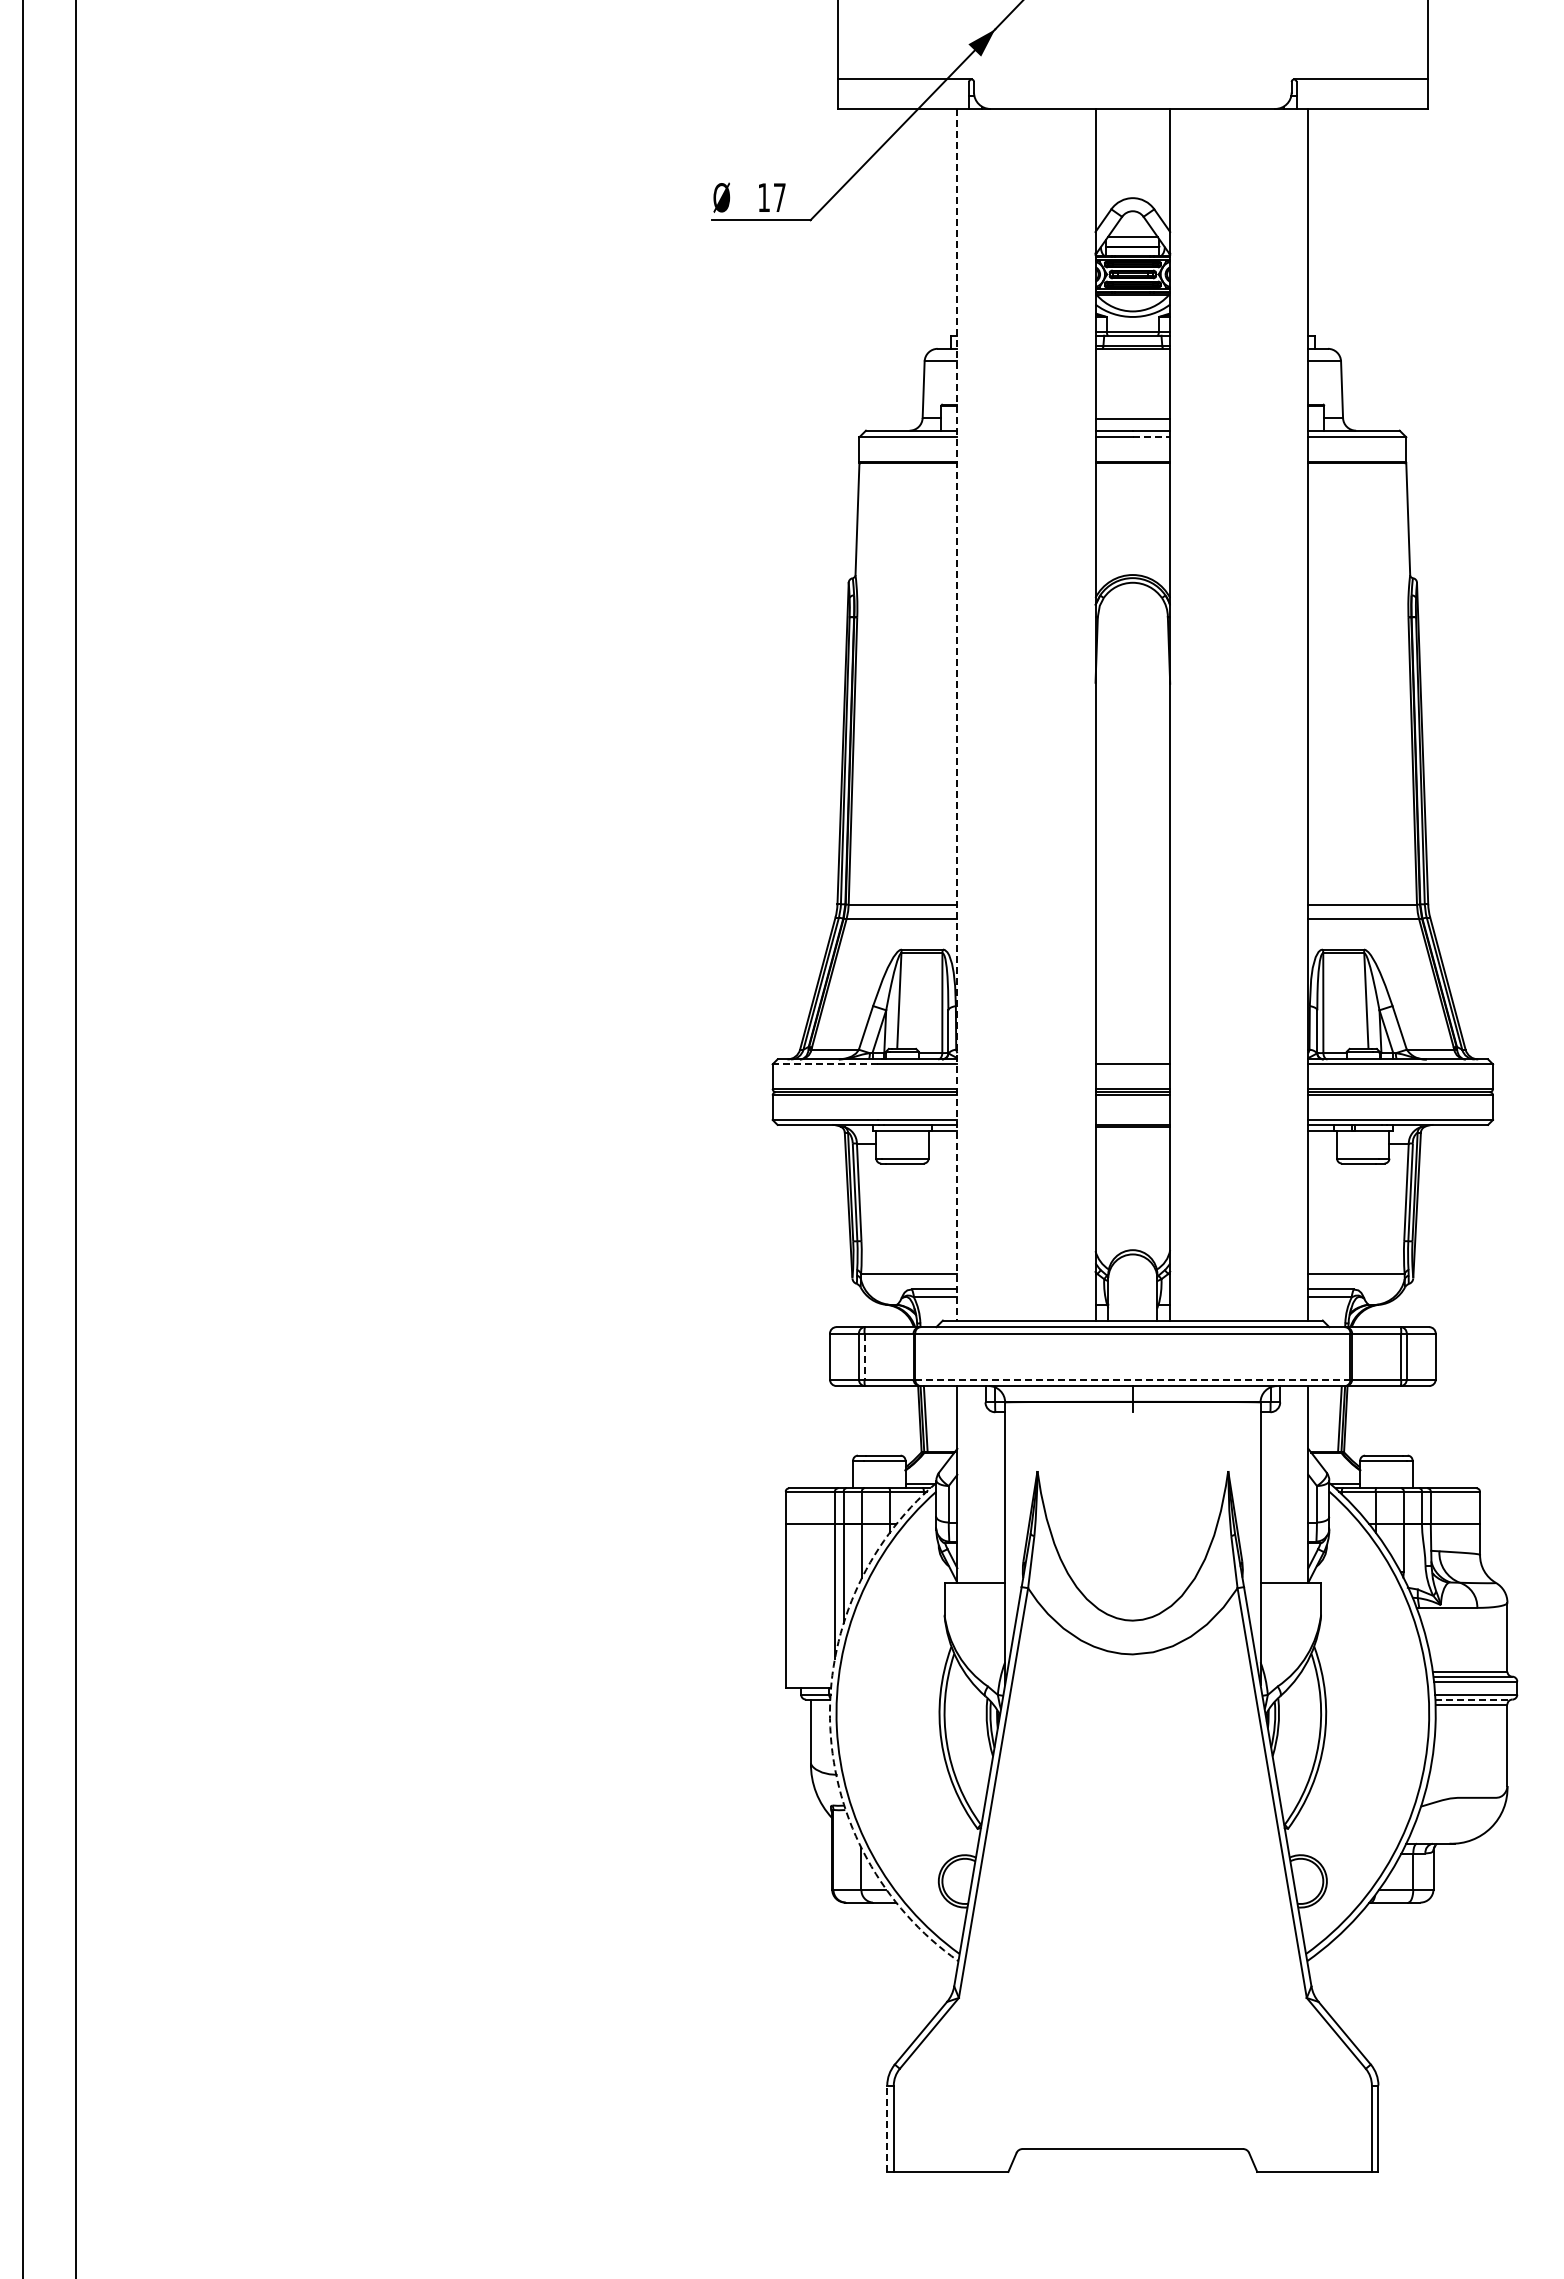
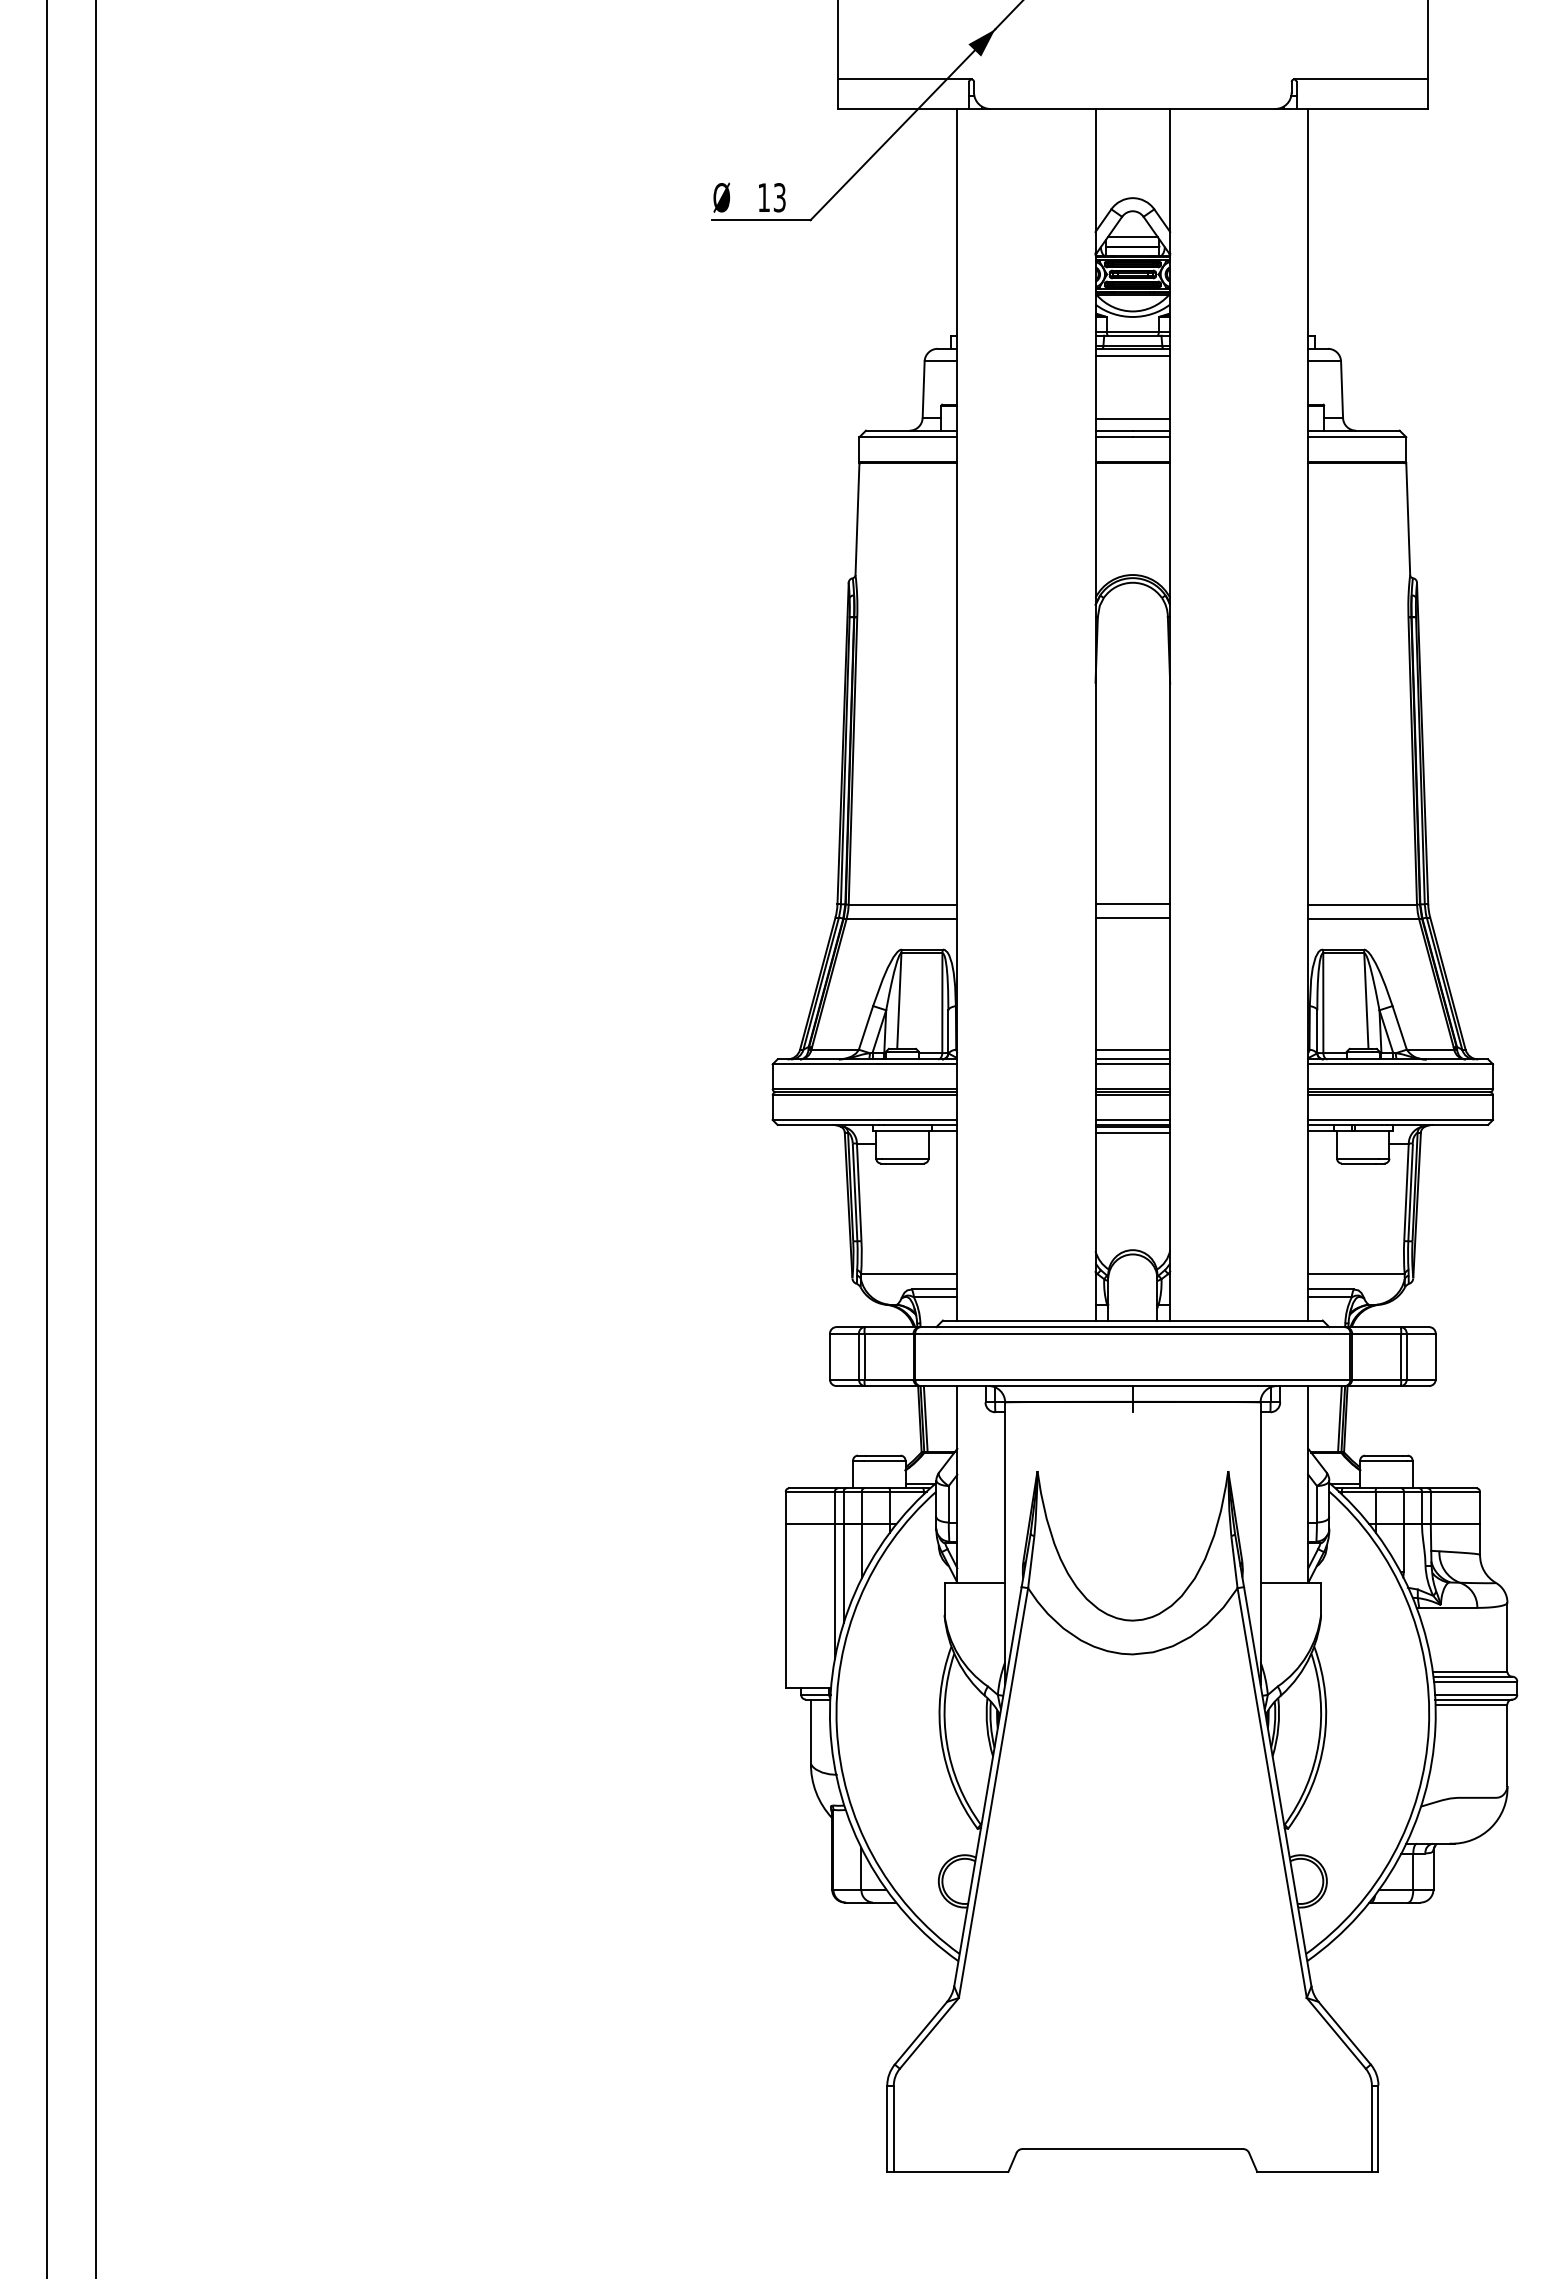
text: 17 -> 13 (779, 197)
line: none -> present (1132, 356)
line: dashed -> solid (1151, 437)
line: dashed -> solid (957, 714)
line: none -> present (1132, 904)
line: none -> present (1132, 917)
line: none -> present (1132, 1049)
line: none -> present (1132, 1059)
line: dashed -> solid (825, 1064)
line: none -> present (1132, 1120)
line: none -> present (1132, 1132)
line position: (22, 1138) -> (46, 1138) (46, 1138)
line position: (75, 1138) -> (95, 1138) (95, 1138)
line: dashed -> solid (864, 1356)
line: dashed -> solid (1133, 1379)
line: dashed -> solid (1474, 1699)
arc: dashed -> solid (830, 1727)
line: dashed -> solid (887, 2128)
